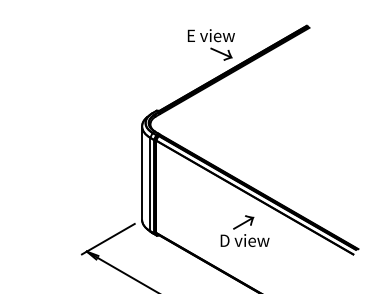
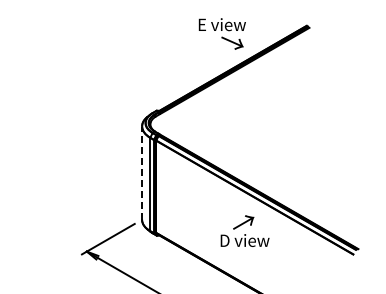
text position: (210, 44) -> (221, 33) (221, 33)
line: solid -> dashed (142, 173)
